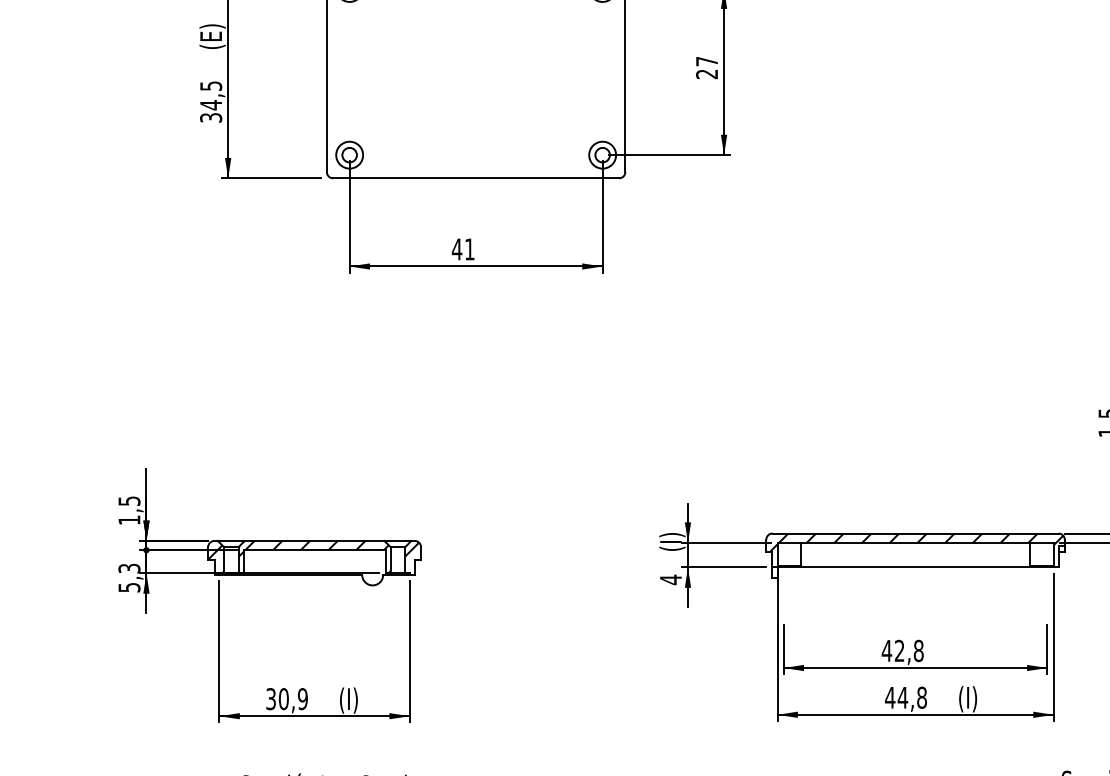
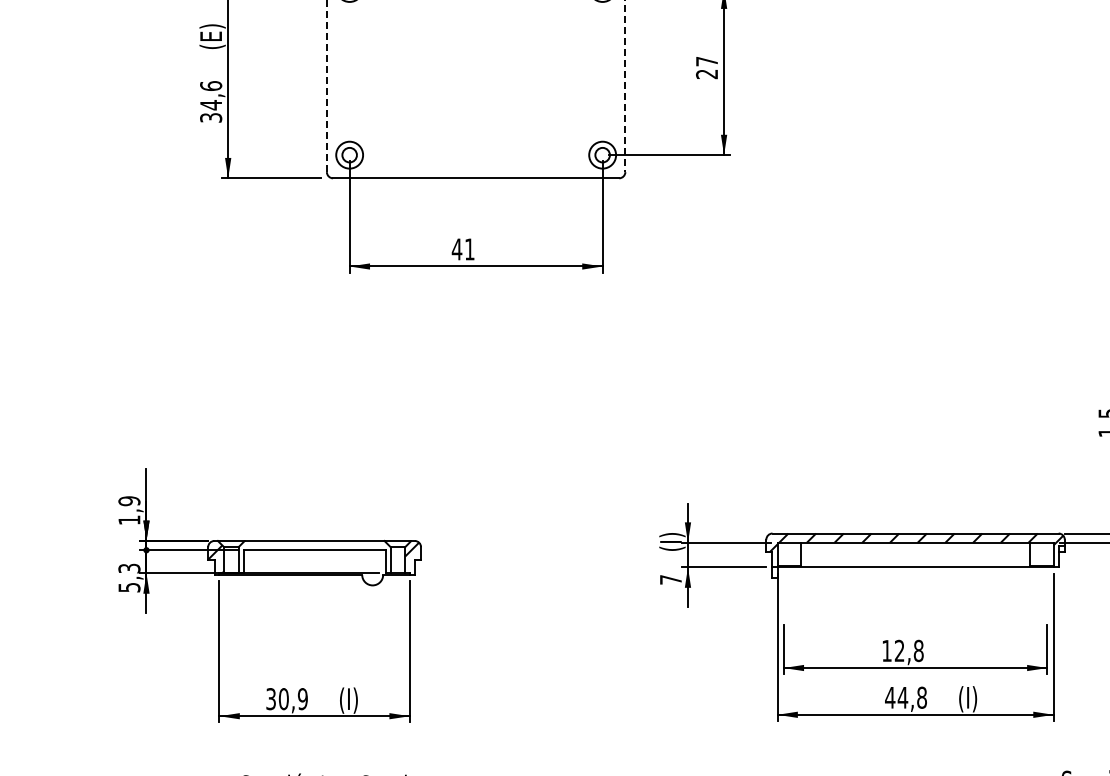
text: 34,5 -> 34,6 (211, 85)
line: solid -> dashed (326, 86)
line: solid -> dashed (625, 86)
text: 1,5 -> 1,9 (129, 501)
hatch: present -> none (314, 557)
text: 4 -> 7 (670, 579)
text: 42,8 -> 12,8 (886, 650)
